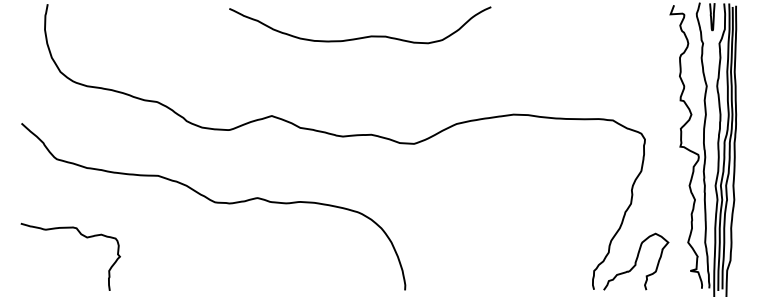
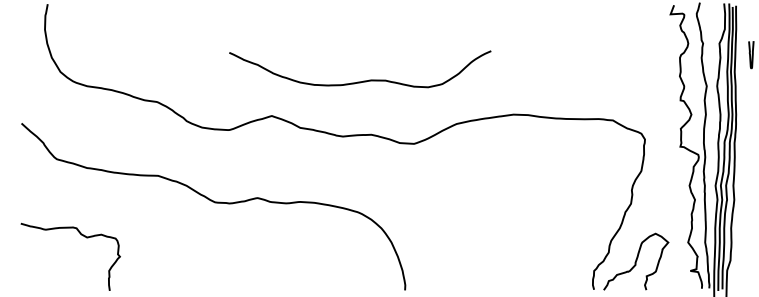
curve position: (712, 17) -> (751, 55) (751, 55)
curve position: (363, 36) -> (363, 80) (363, 80)
